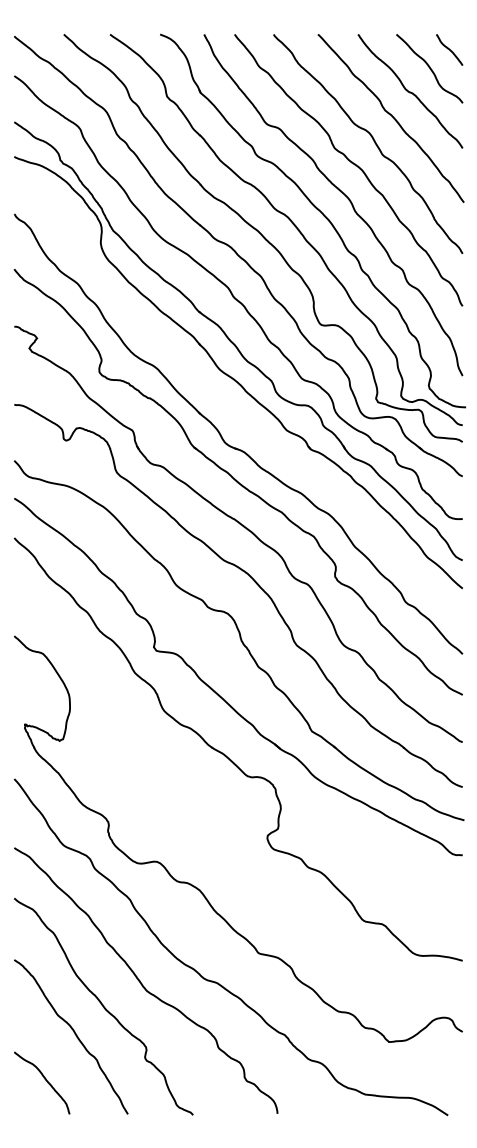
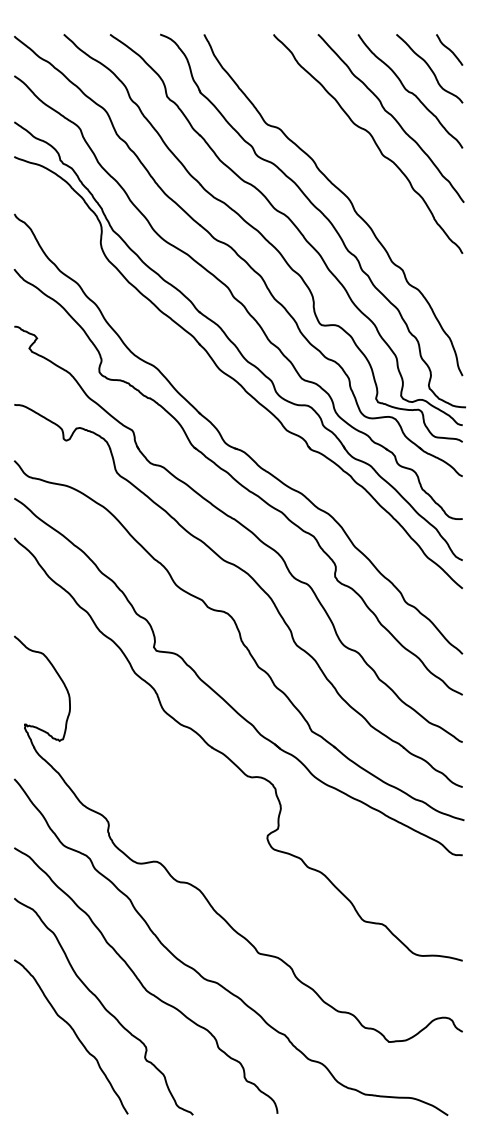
curve: present -> none (351, 163)
curve: present -> none (44, 1079)
